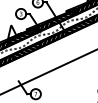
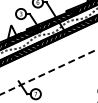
line: solid -> dashed (48, 72)
